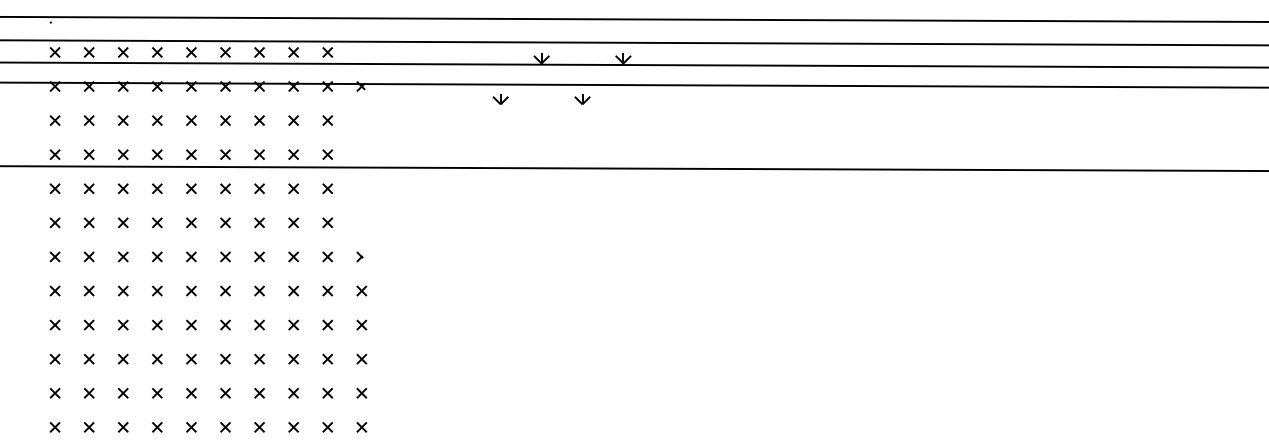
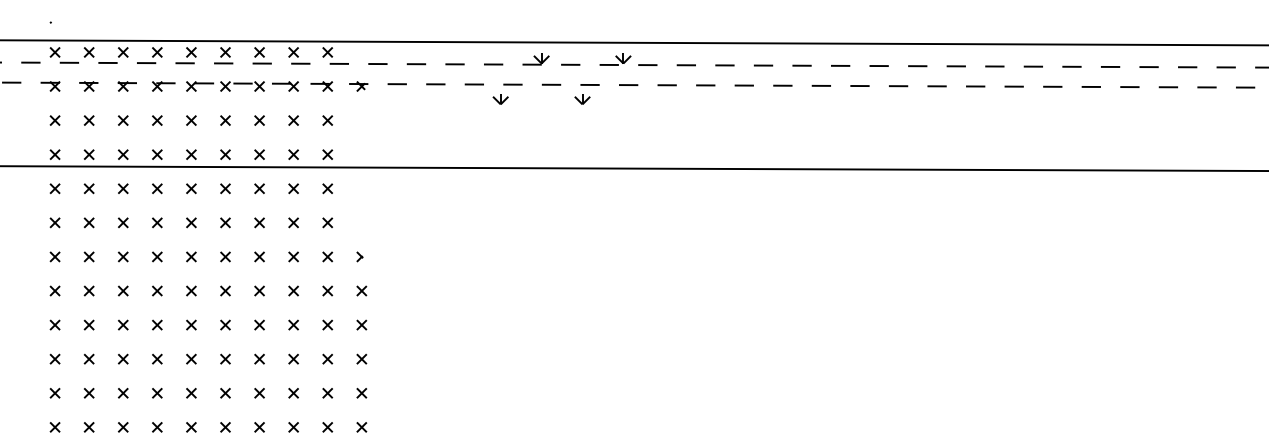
line: present -> none (633, 18)
line: solid -> dashed (634, 65)
line: solid -> dashed (634, 85)
